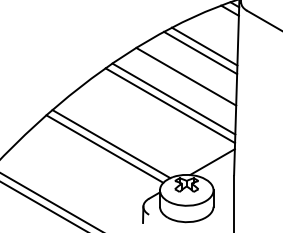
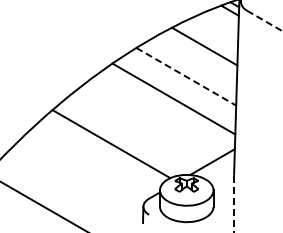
line: solid -> dashed (265, 21)
line: present -> none (200, 52)
line: solid -> dashed (186, 76)
line: present -> none (170, 105)
line: present -> none (104, 148)
line: present -> none (50, 201)
line: solid -> dashed (234, 204)
